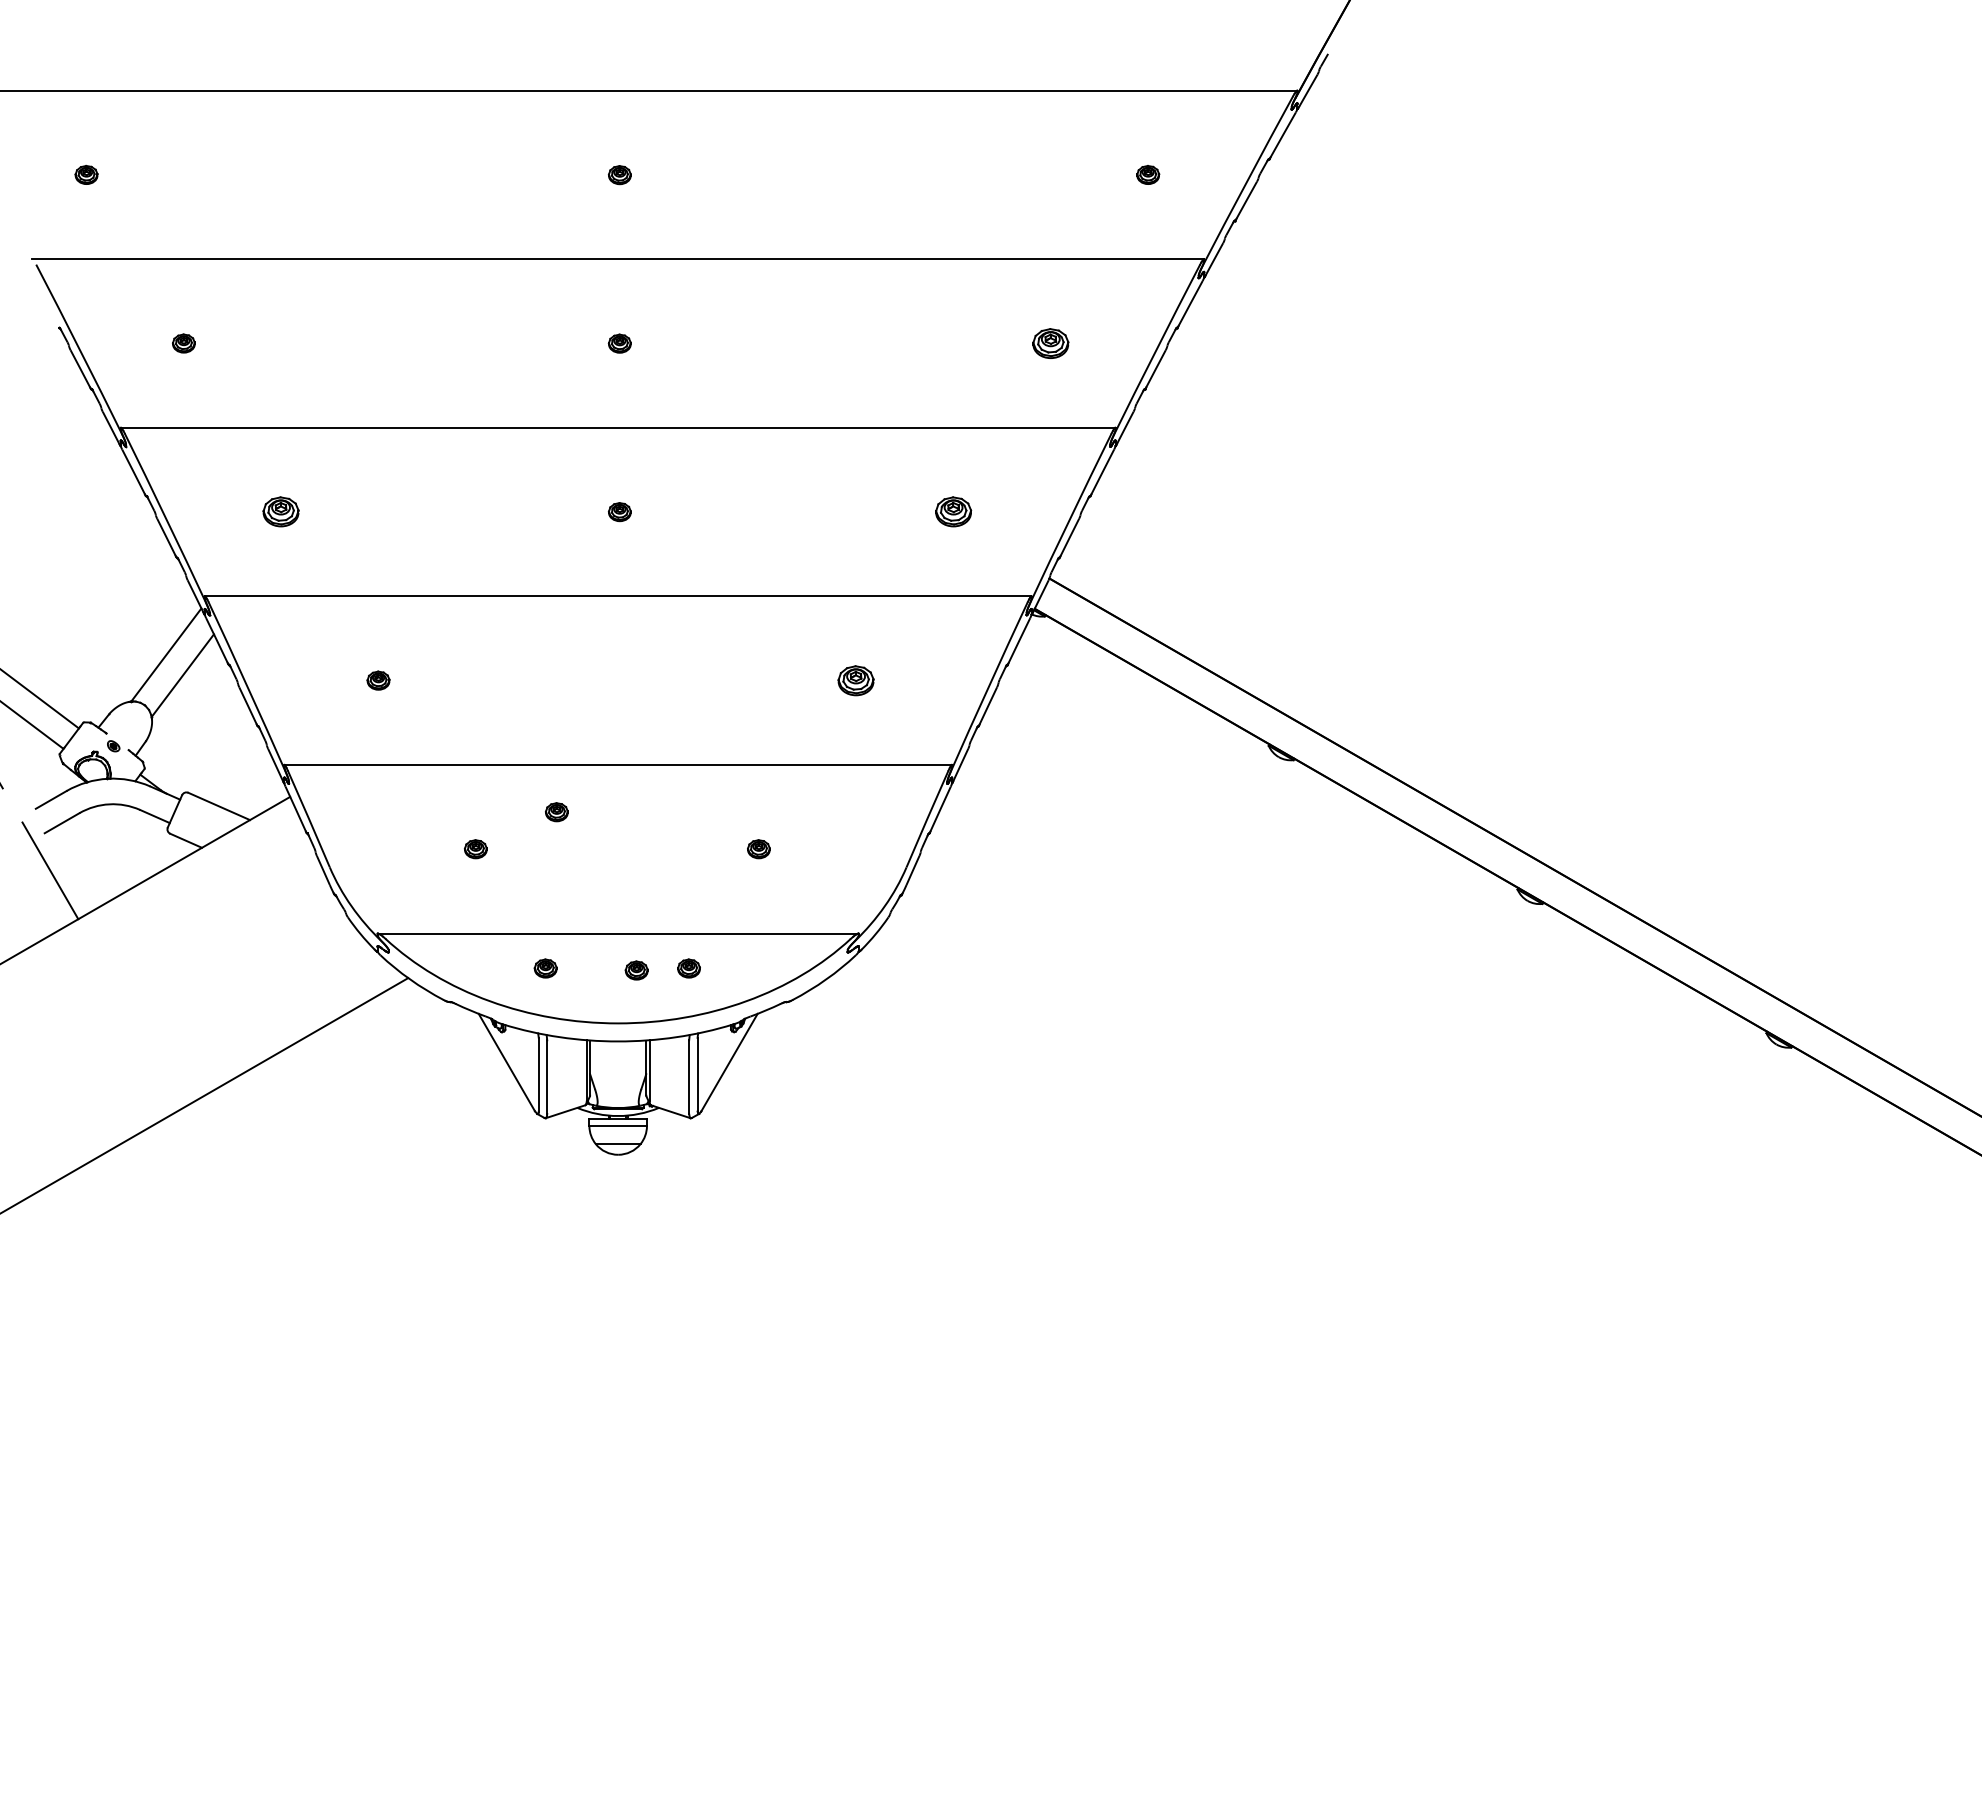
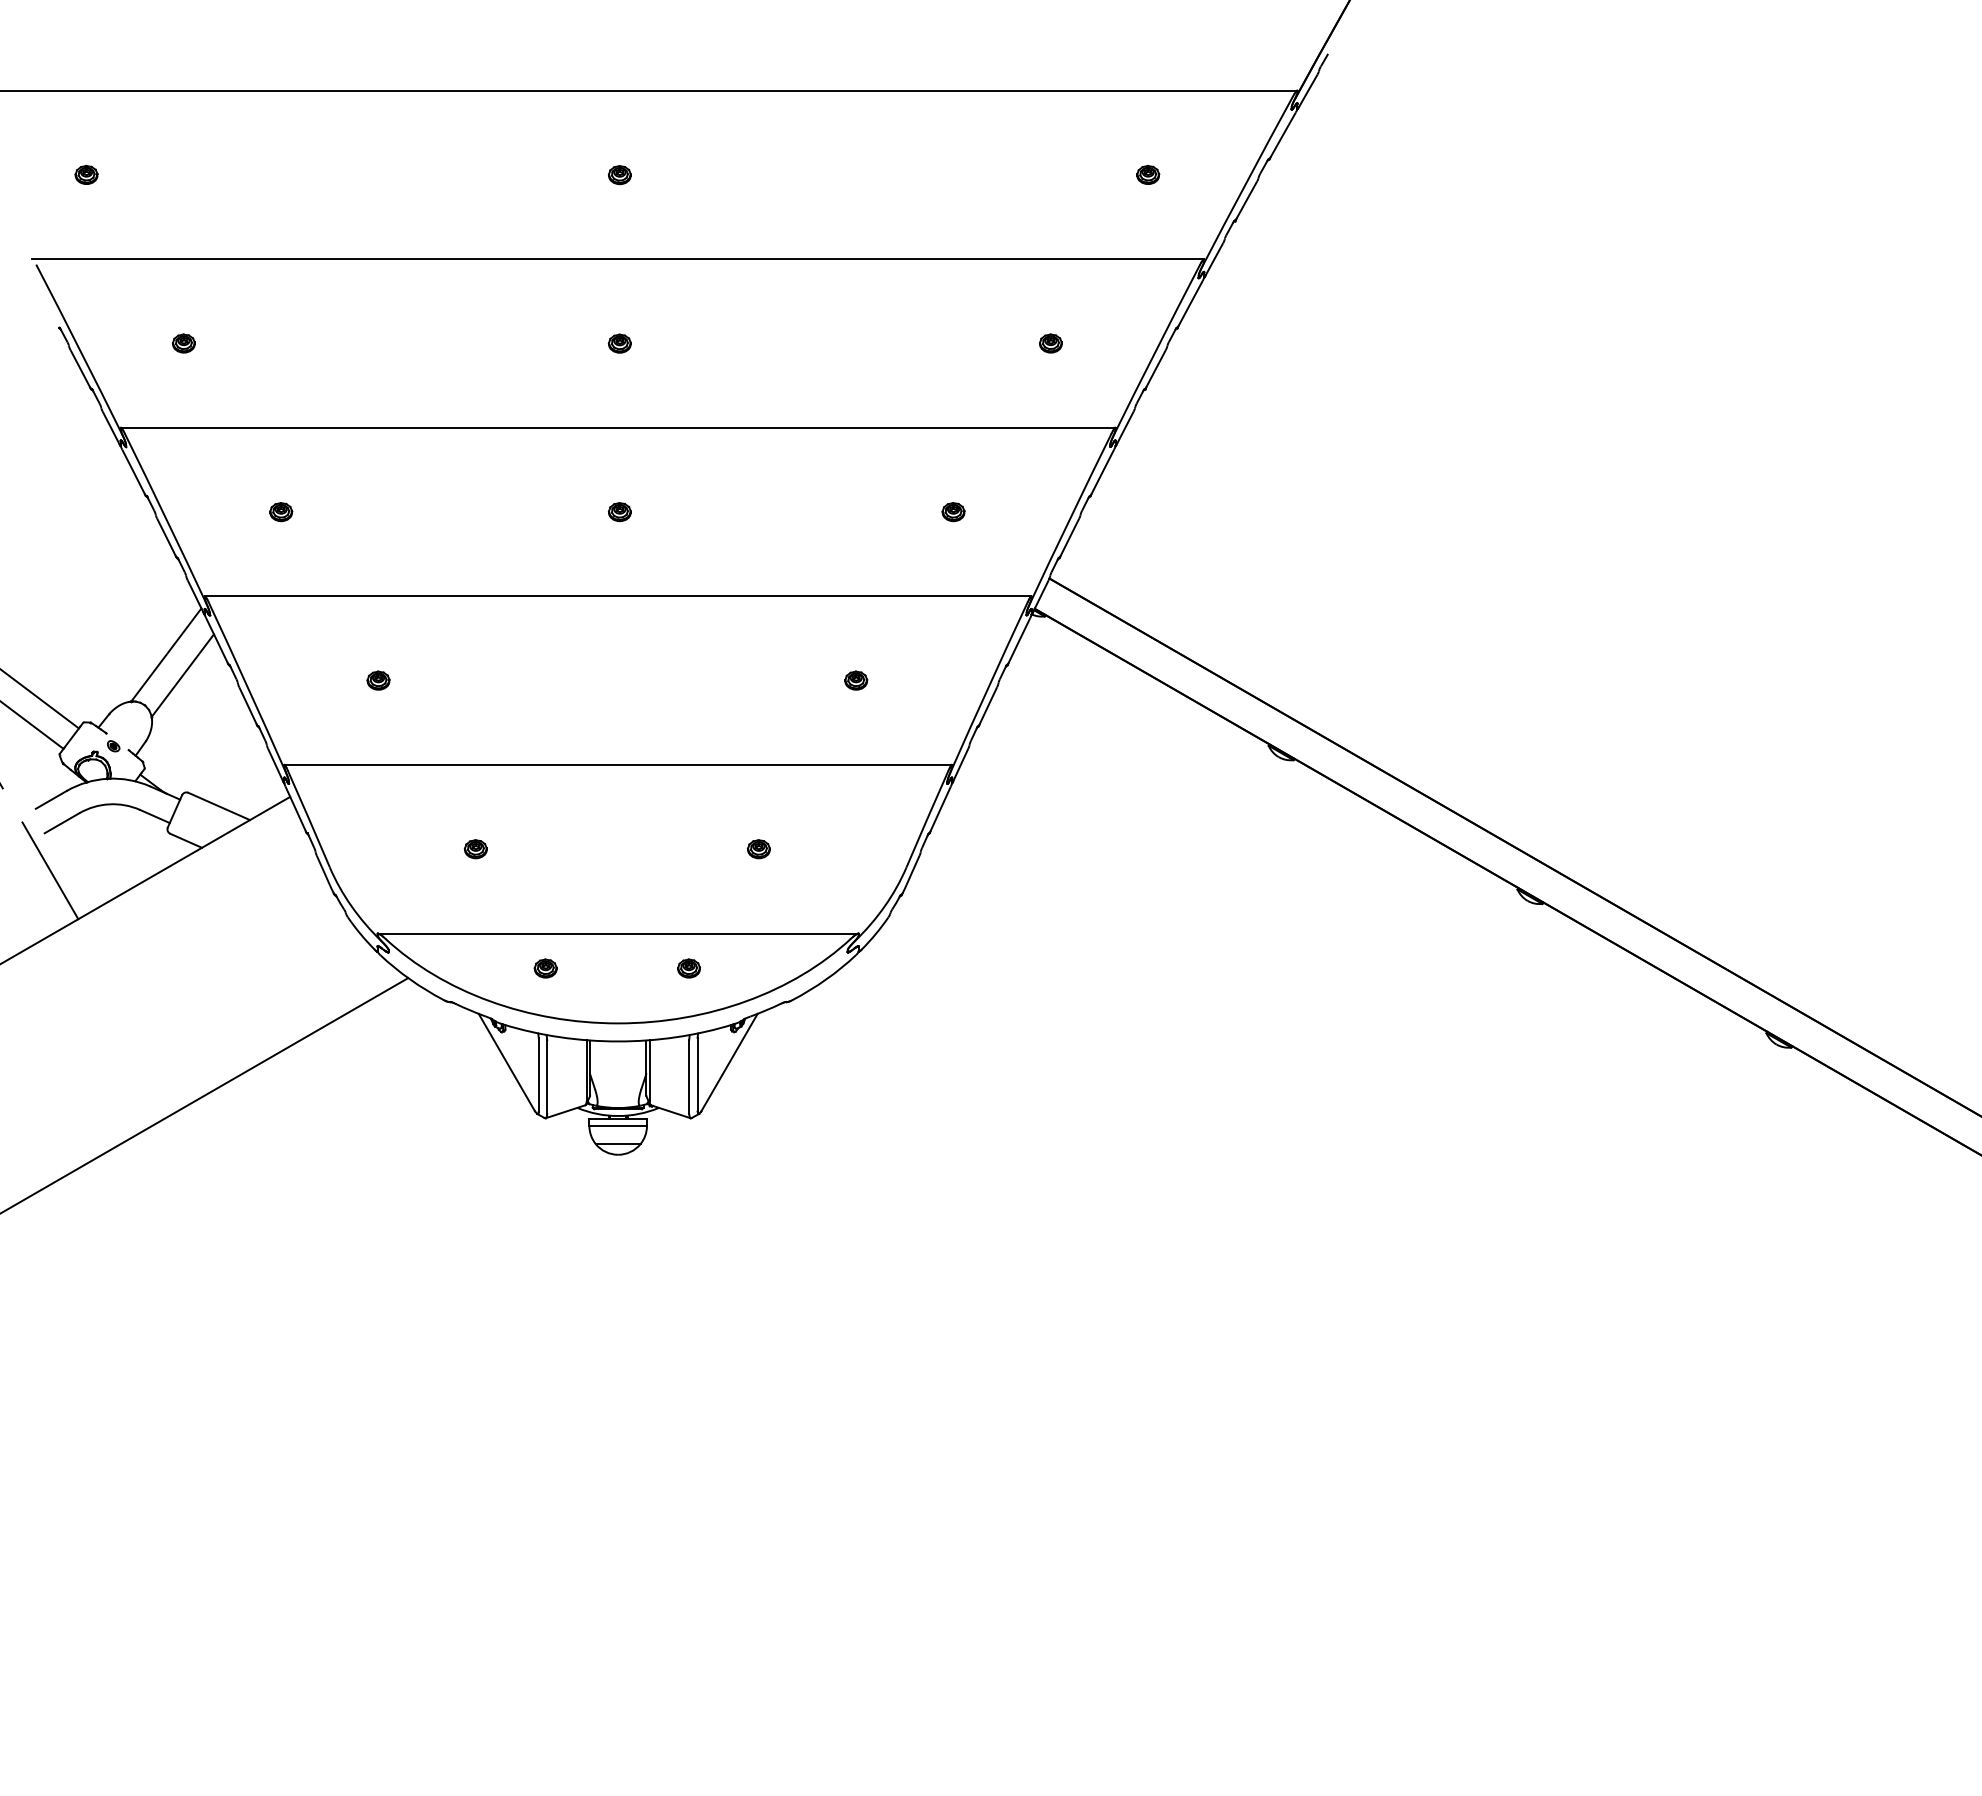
part size: 38x31 px -> 24x21 px (1050, 343)
part size: 38x32 px -> 25x21 px (281, 512)
part size: 38x32 px -> 25x21 px (953, 512)
part size: 38x32 px -> 25x21 px (856, 680)
part: present -> none (556, 812)
part: present -> none (636, 970)
